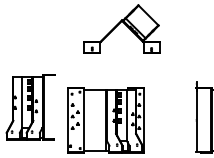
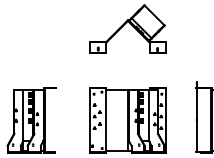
part position: (121, 28) -> (127, 28) (127, 28)
part position: (30, 107) -> (31, 120) (31, 120)
part position: (105, 120) -> (127, 120) (127, 120)
